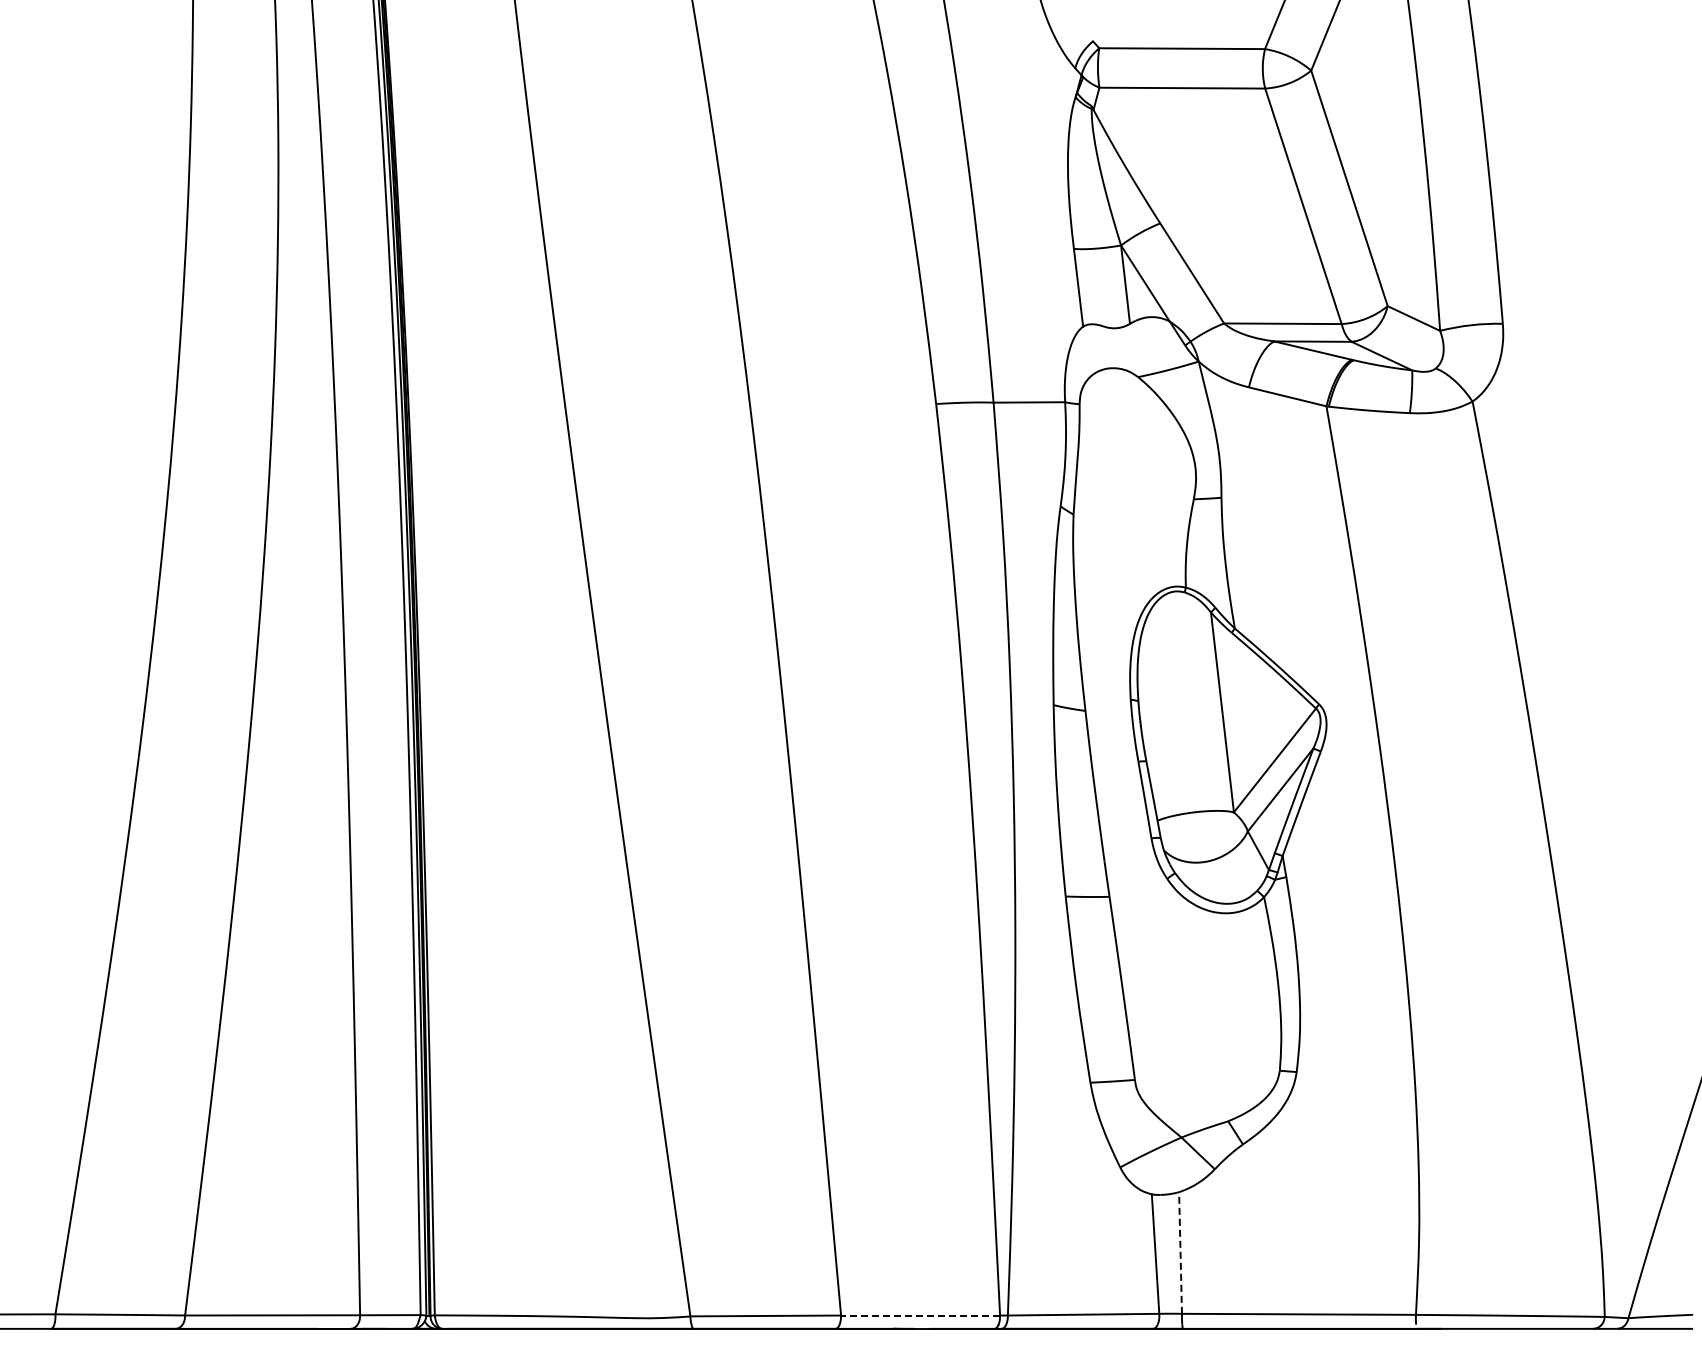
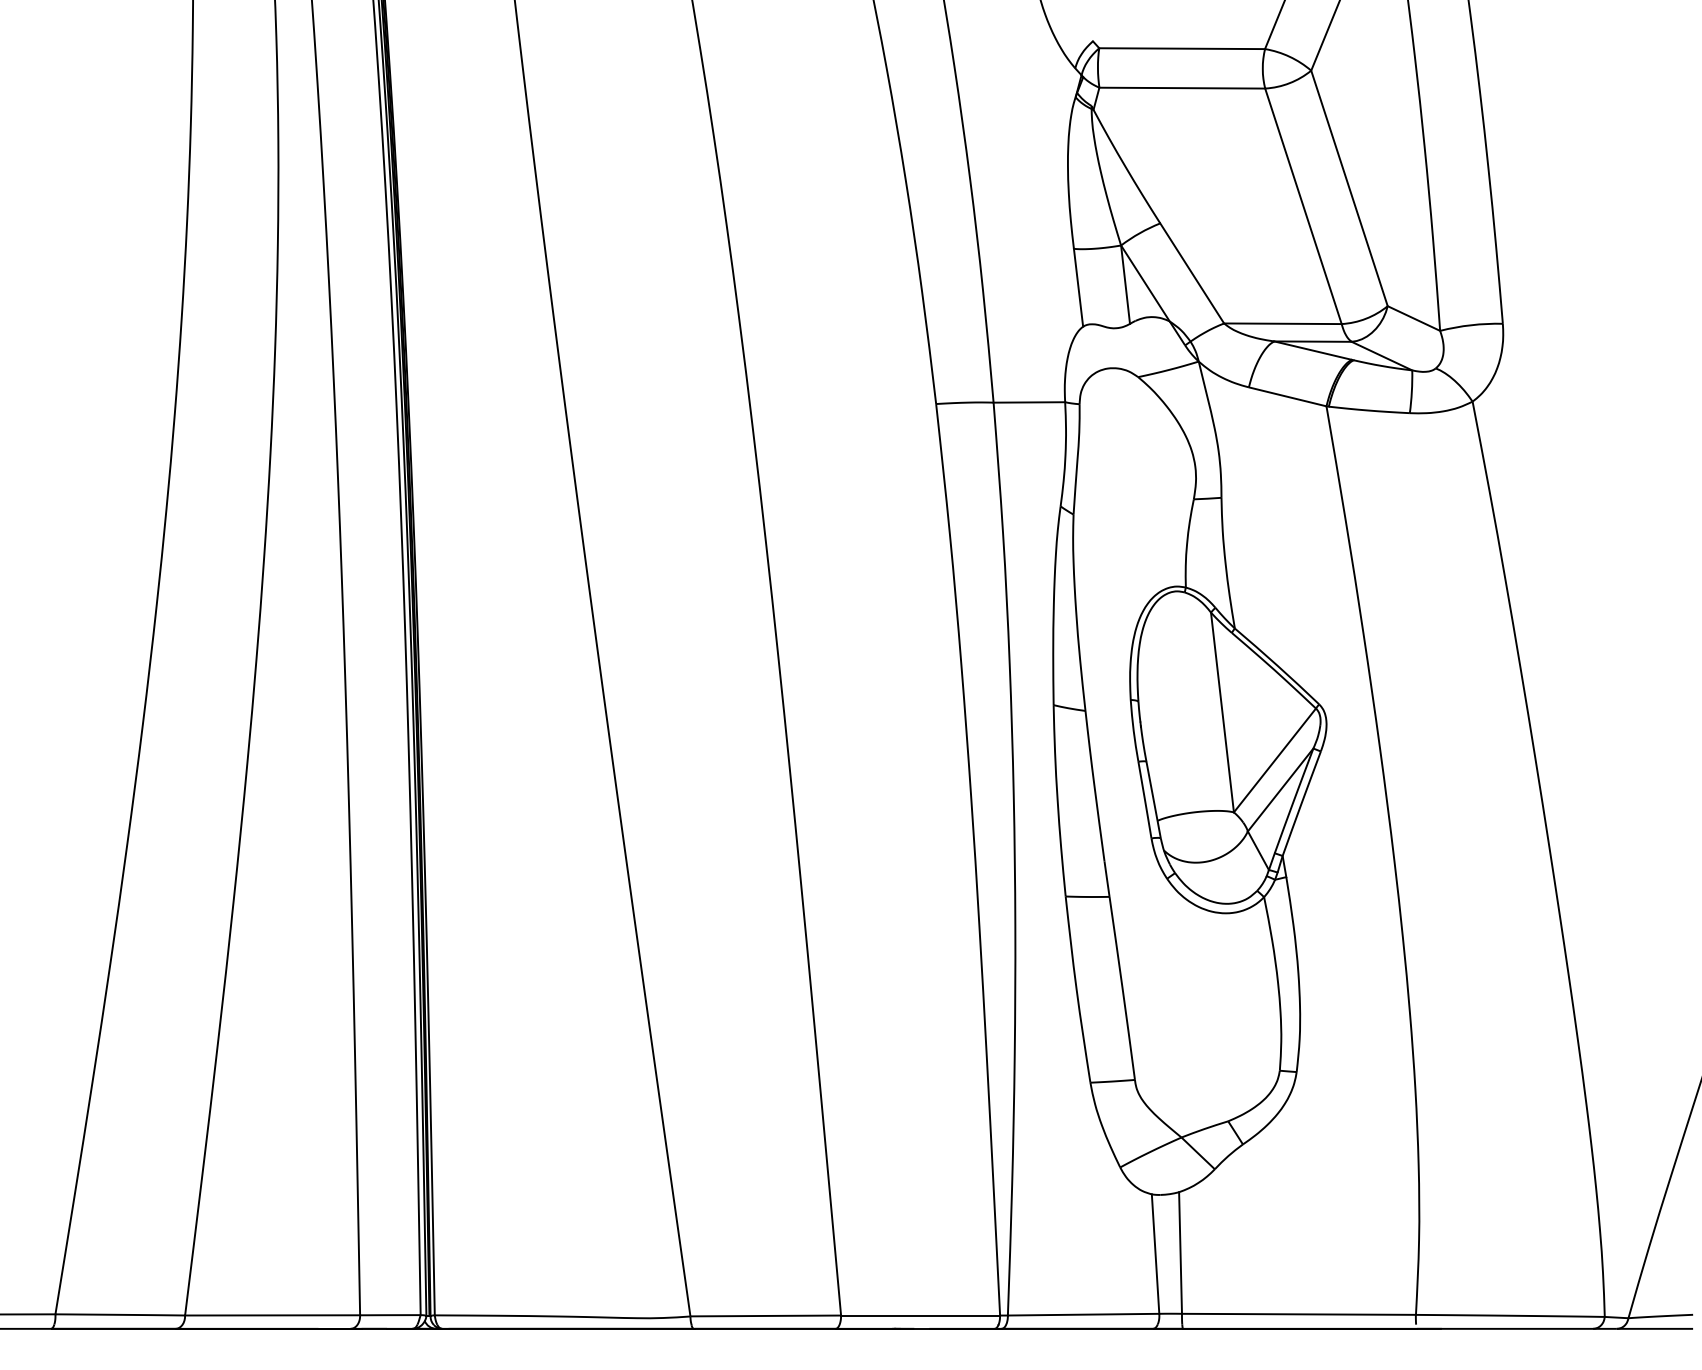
line: dashed -> solid (1180, 1253)
line: dashed -> solid (920, 1315)
